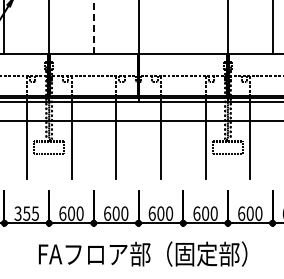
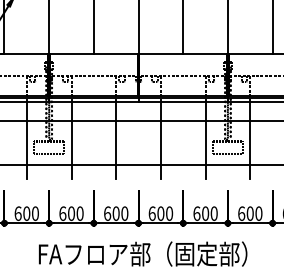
line: dashed -> solid (93, 26)
line: none -> present (183, 27)
line: none -> present (141, 165)
text: 355 -> 600 (26, 213)
